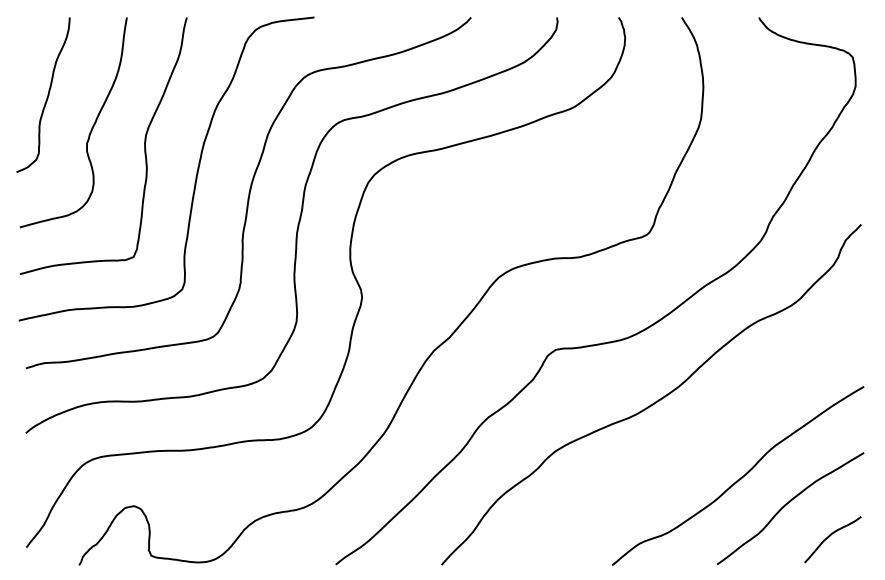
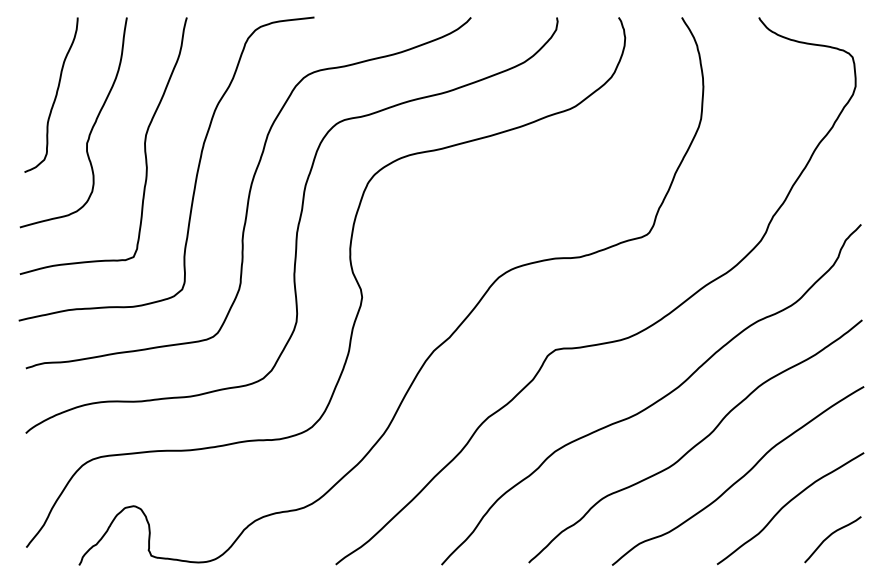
curve position: (47, 94) -> (55, 94) (55, 94)
curve: none -> present (696, 443)
